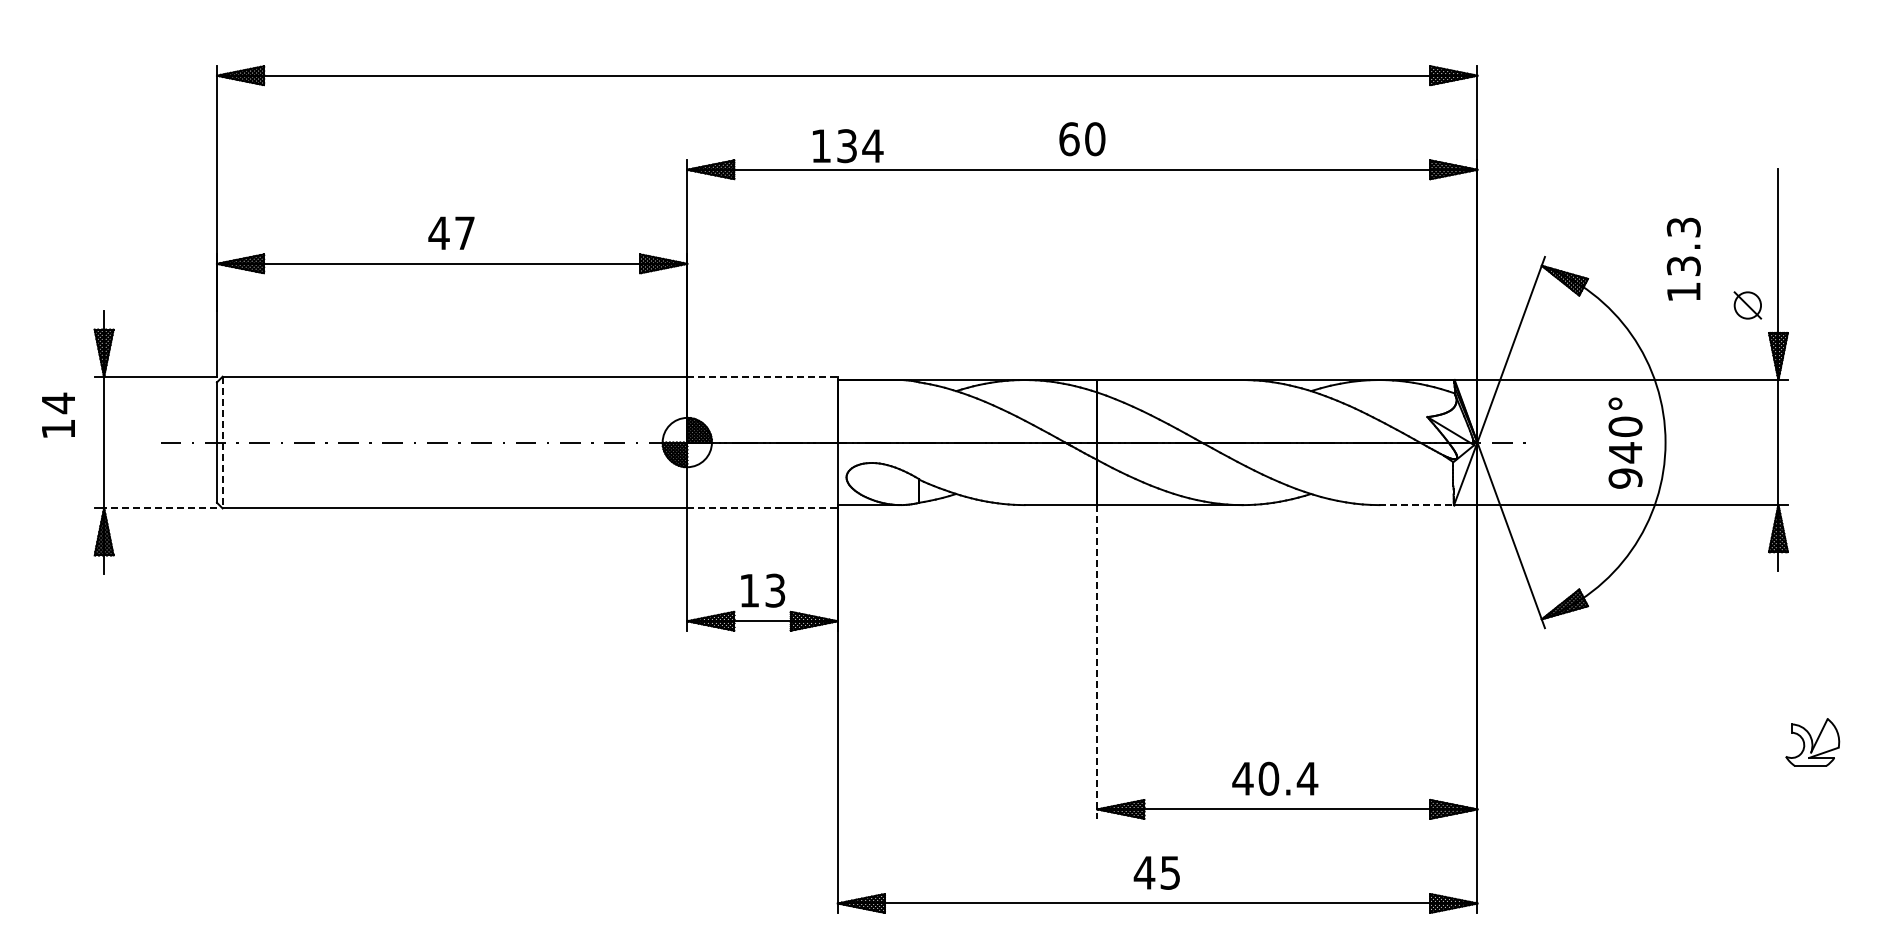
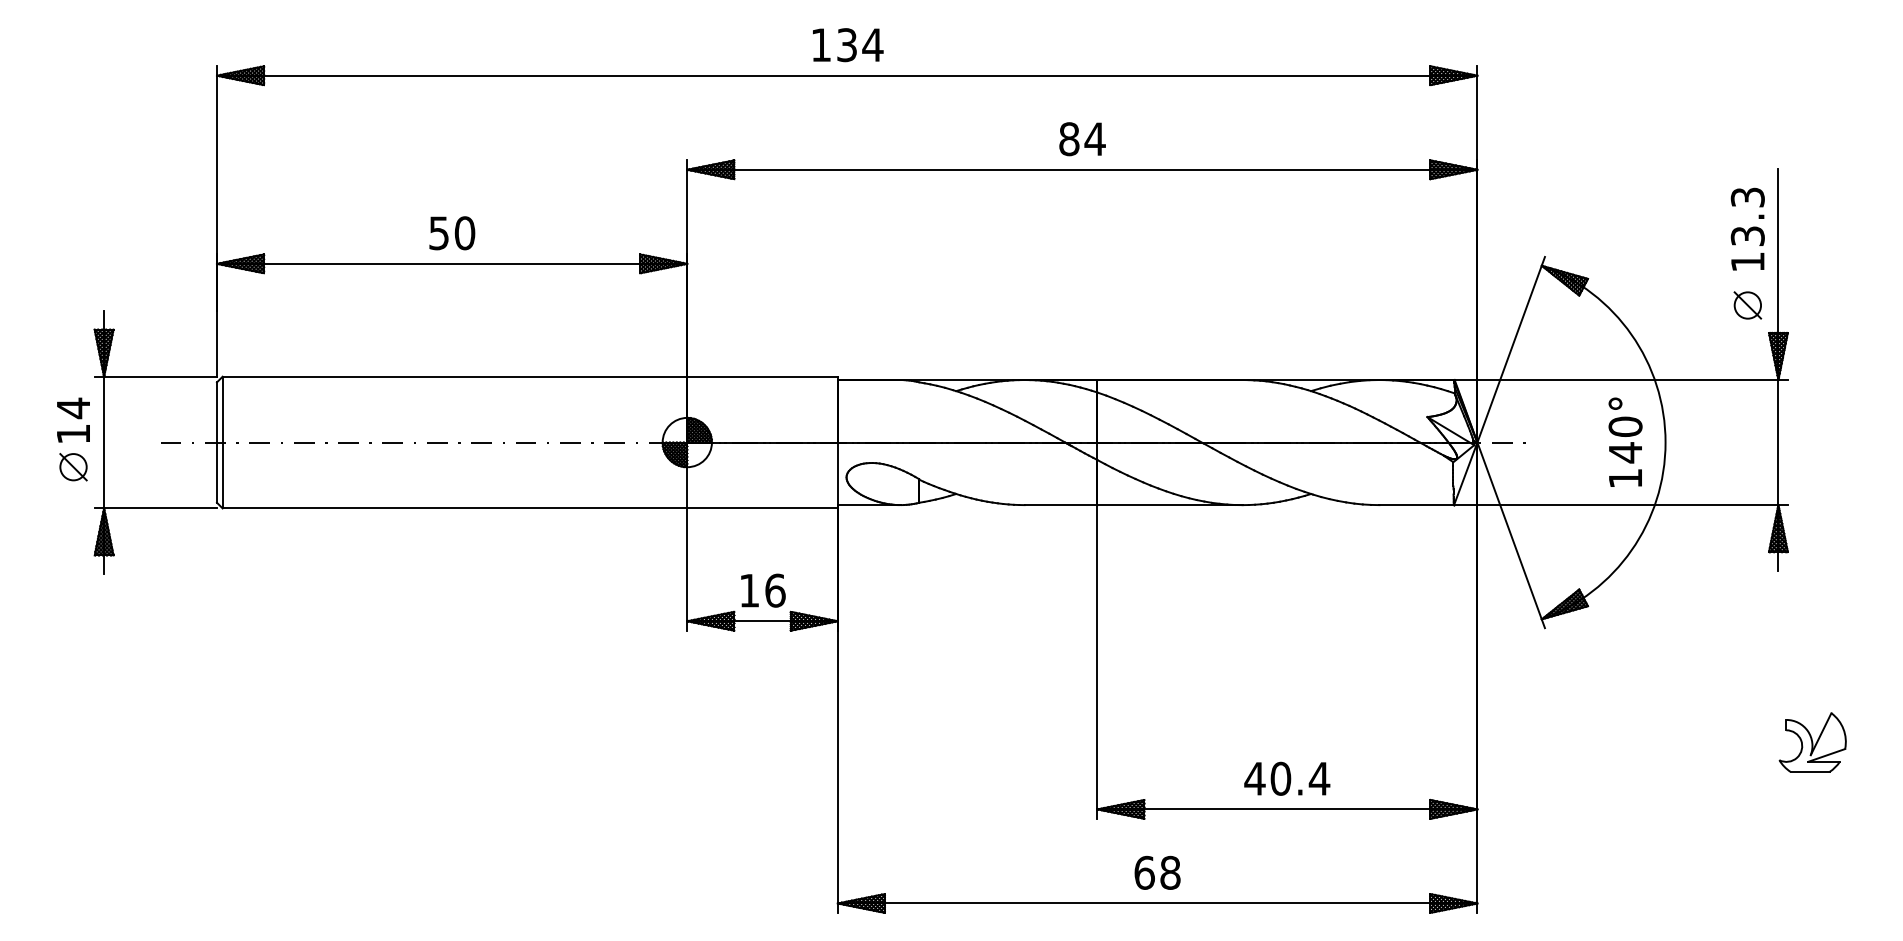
text: 60 -> 84 (1082, 139)
text position: (848, 146) -> (848, 45) (848, 45)
text: 47 -> 50 (451, 233)
text position: (1683, 258) -> (1747, 228) (1747, 228)
line: dashed -> solid (763, 376)
text position: (58, 414) -> (73, 419) (73, 419)
line: dashed -> solid (222, 442)
part: none -> present (73, 467)
text: 940° -> 140° (1625, 478)
line: dashed -> solid (1417, 505)
line: dashed -> solid (160, 508)
line: dashed -> solid (763, 508)
text: 13 -> 16 (775, 590)
line: dashed -> solid (1097, 661)
part size: 56x49 px -> 69x61 px (1812, 742)
text position: (1275, 778) -> (1287, 778) (1287, 778)
text: 45 -> 68 (1156, 872)
